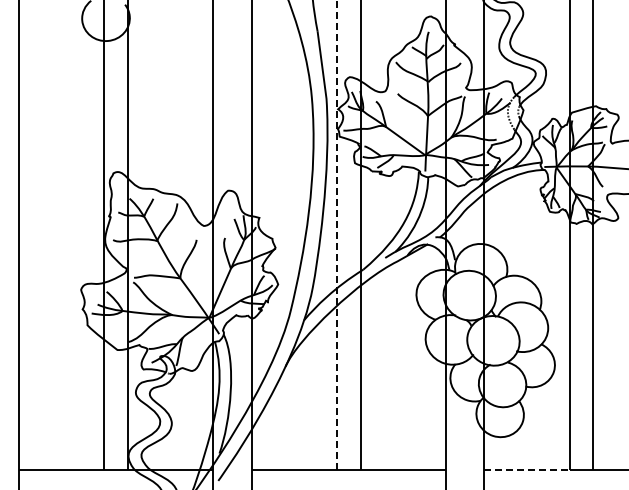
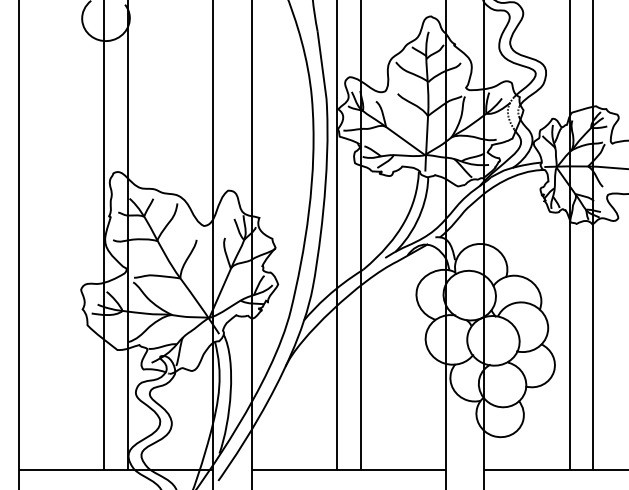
line: dashed -> solid (336, 234)
line: dashed -> solid (526, 469)
